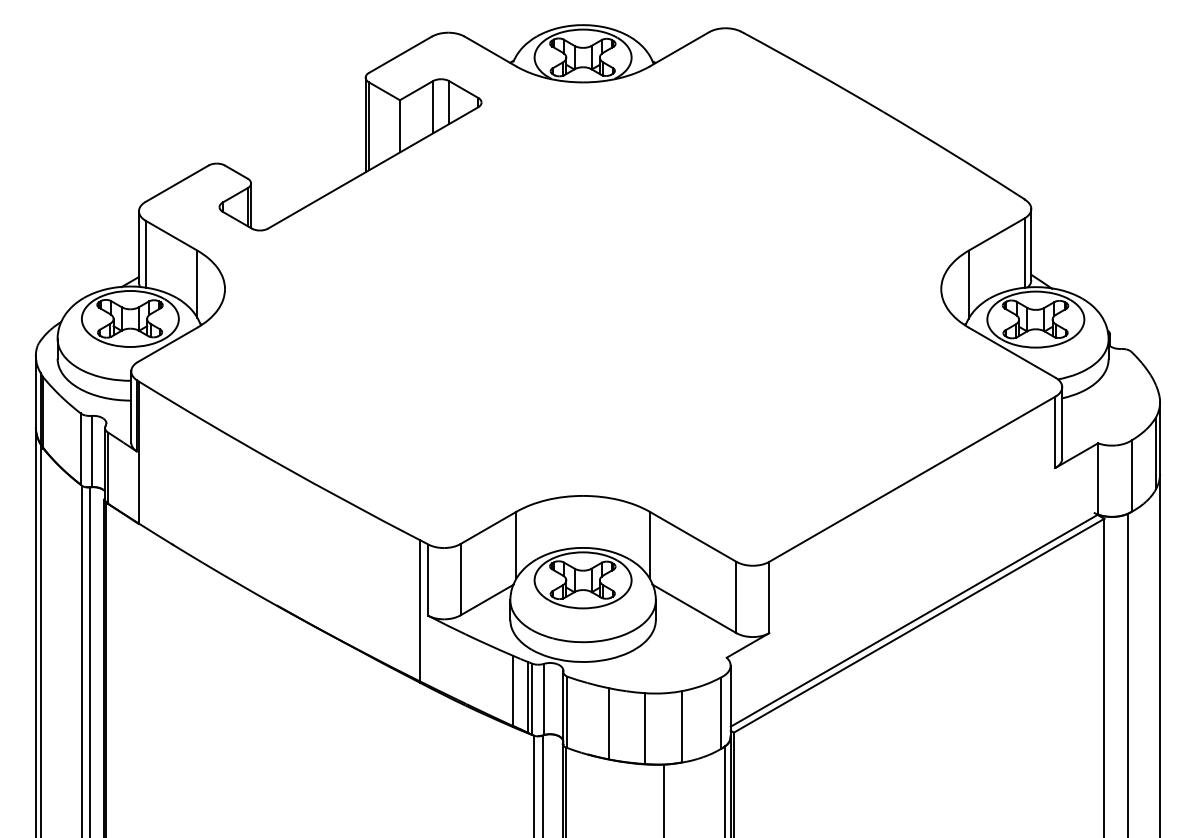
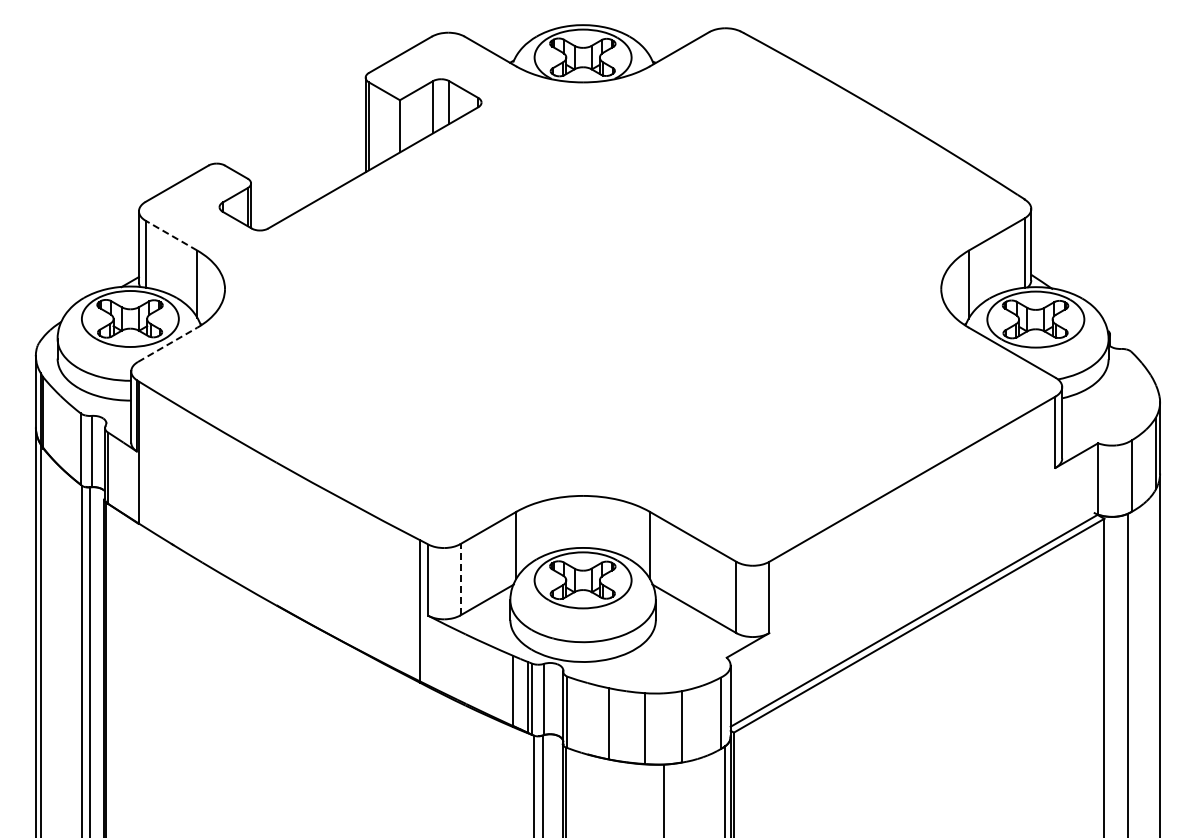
line: solid -> dashed (171, 235)
line: solid -> dashed (168, 344)
line: solid -> dashed (460, 579)
